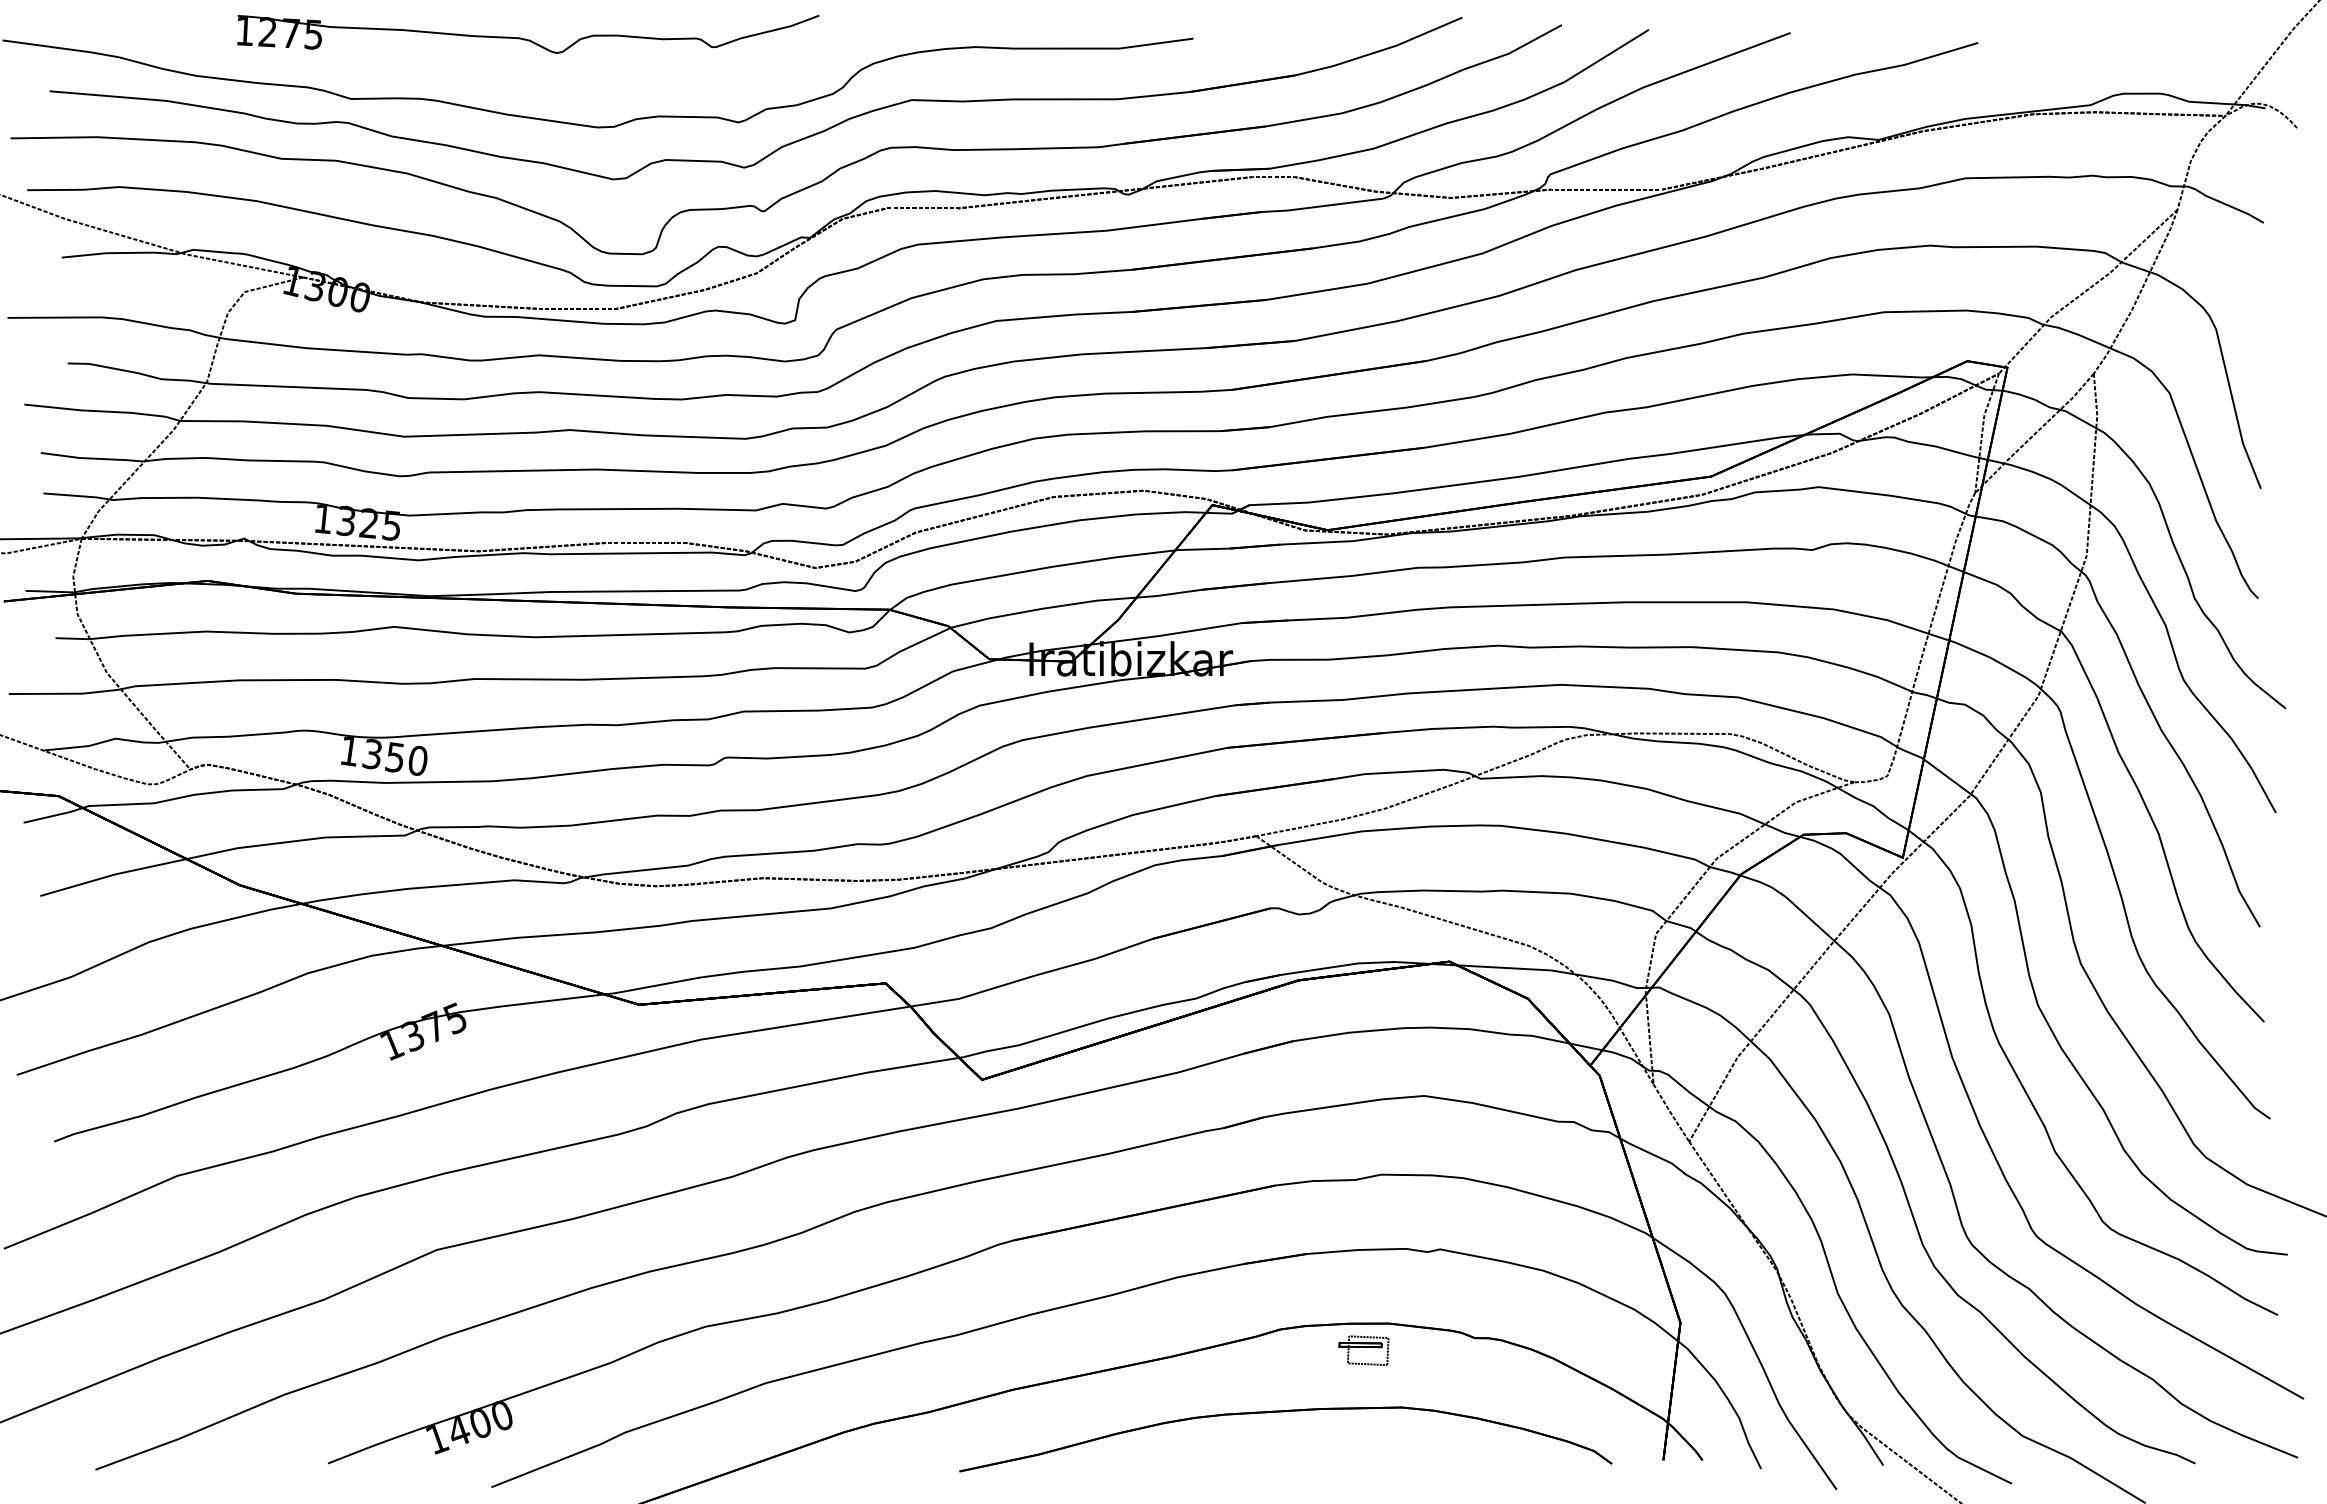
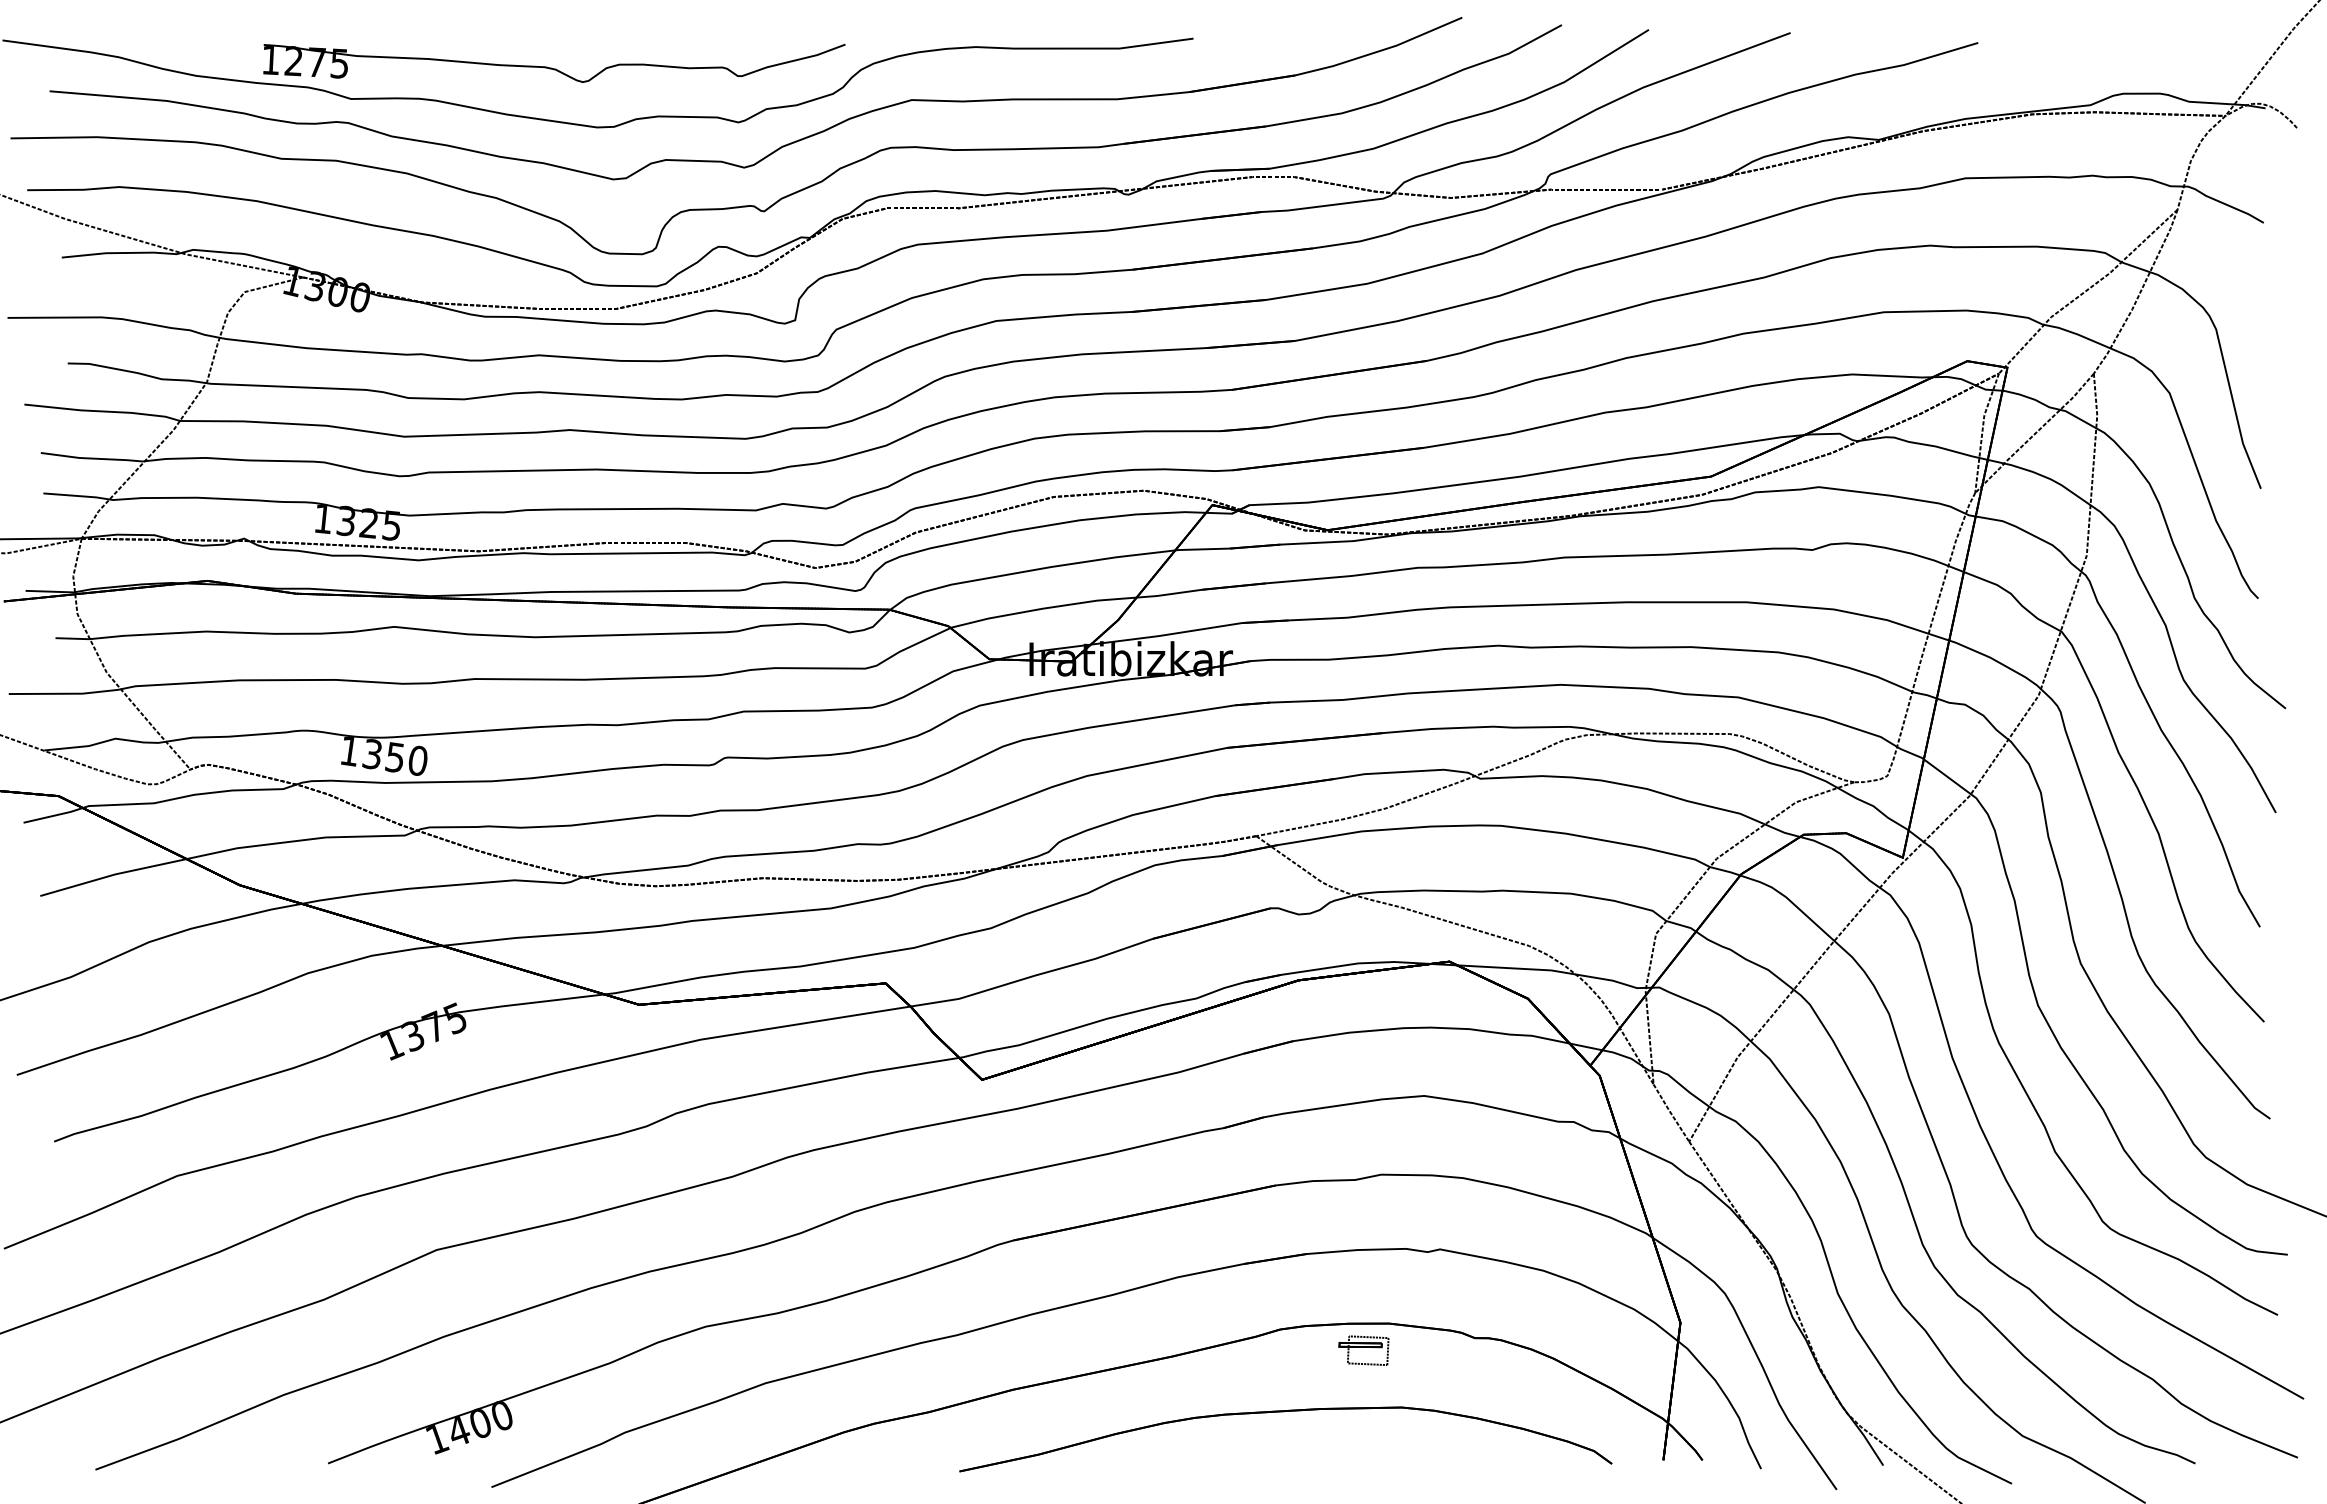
part position: (528, 33) -> (554, 62) (554, 62)
